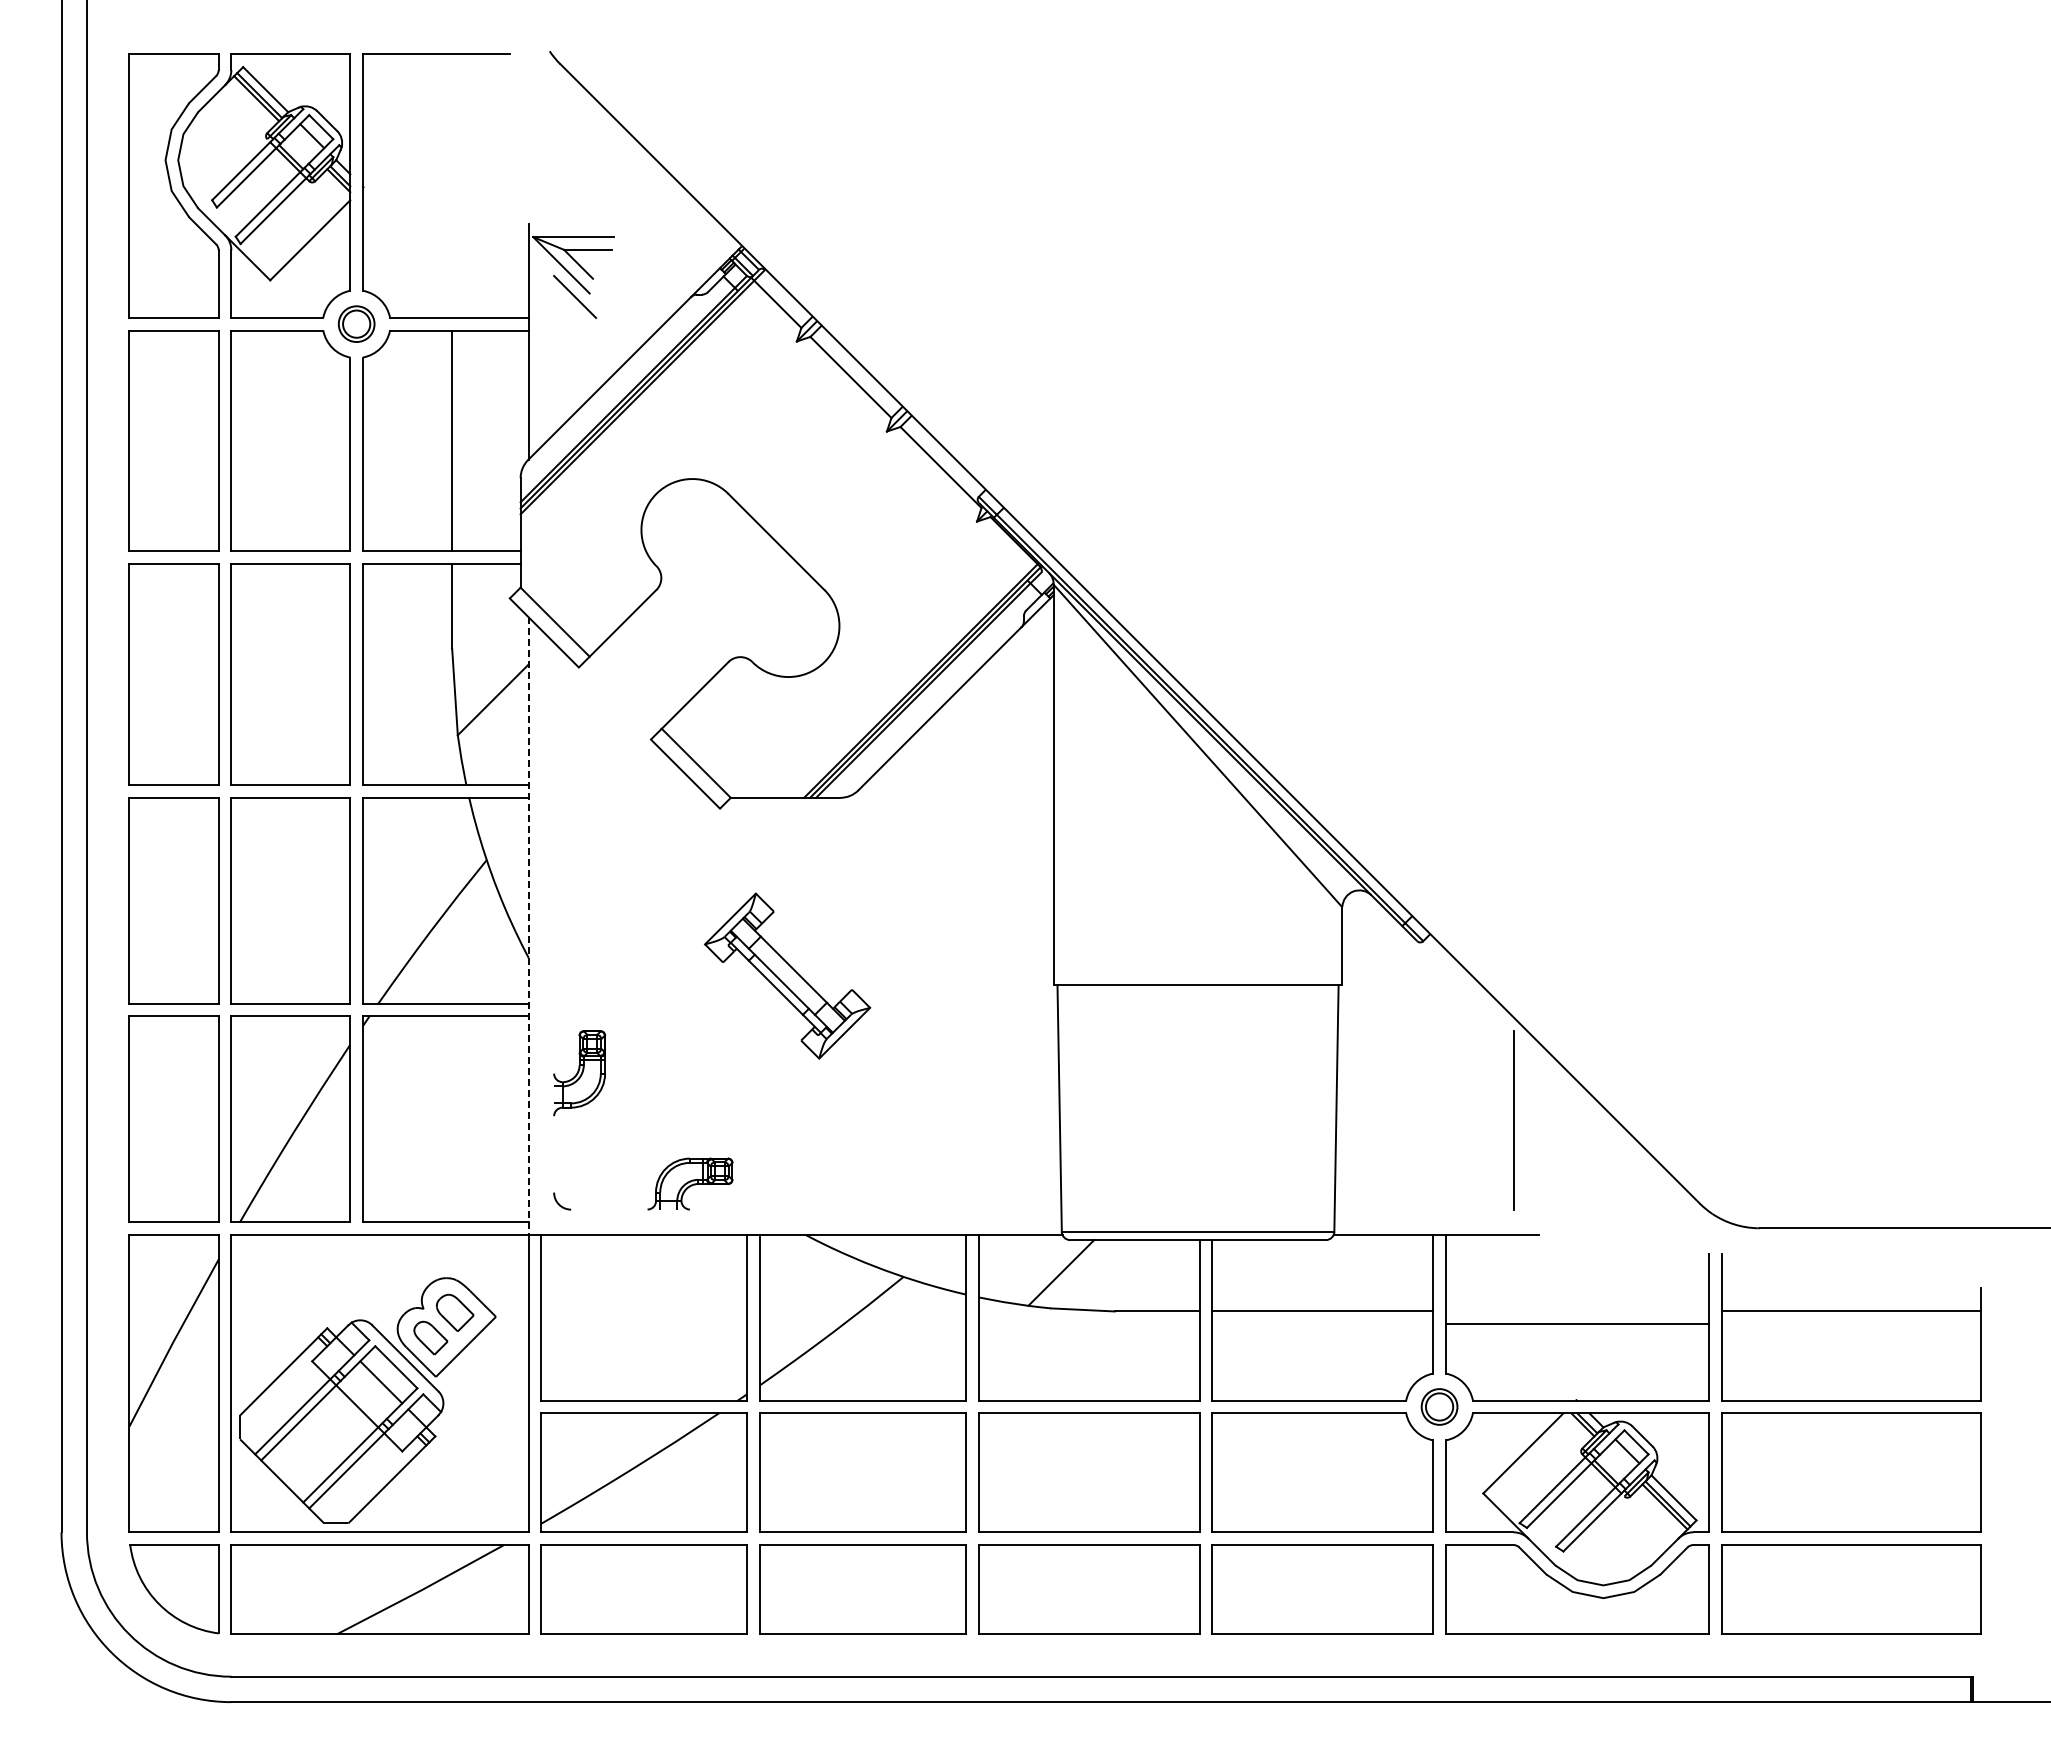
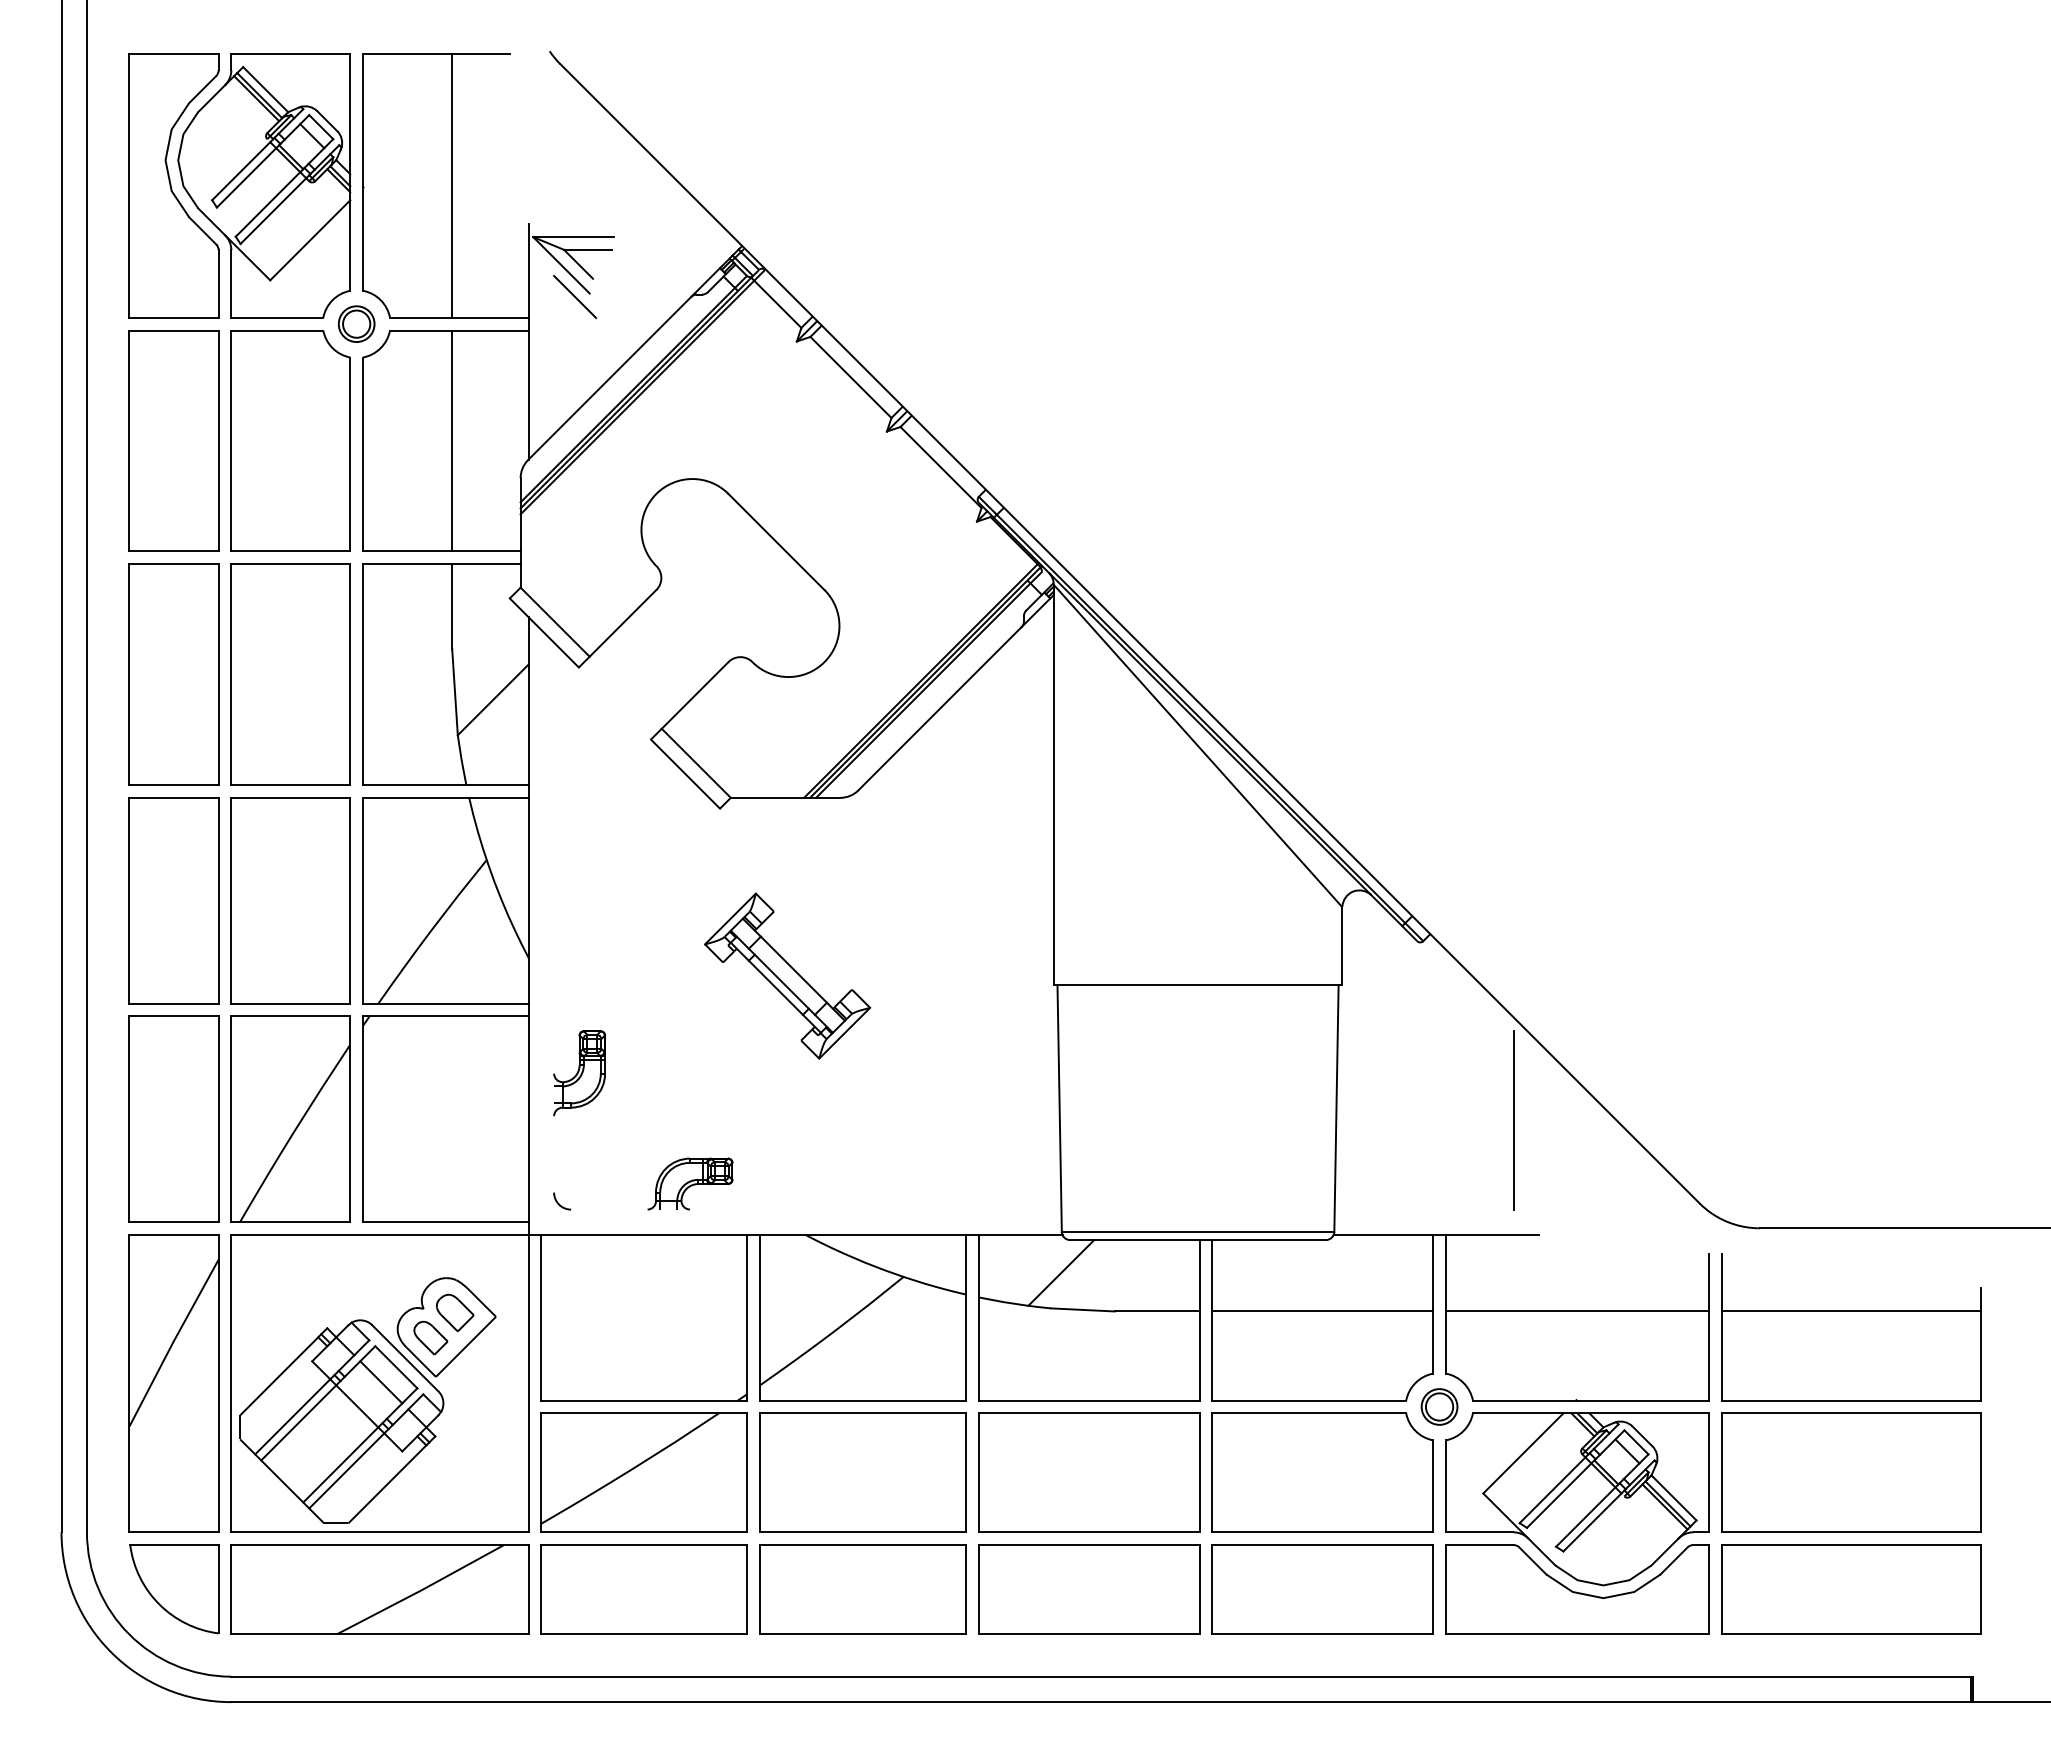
line: none -> present (452, 185)
line: dashed -> solid (528, 926)
line position: (1577, 1324) -> (1577, 1311) (1577, 1311)
